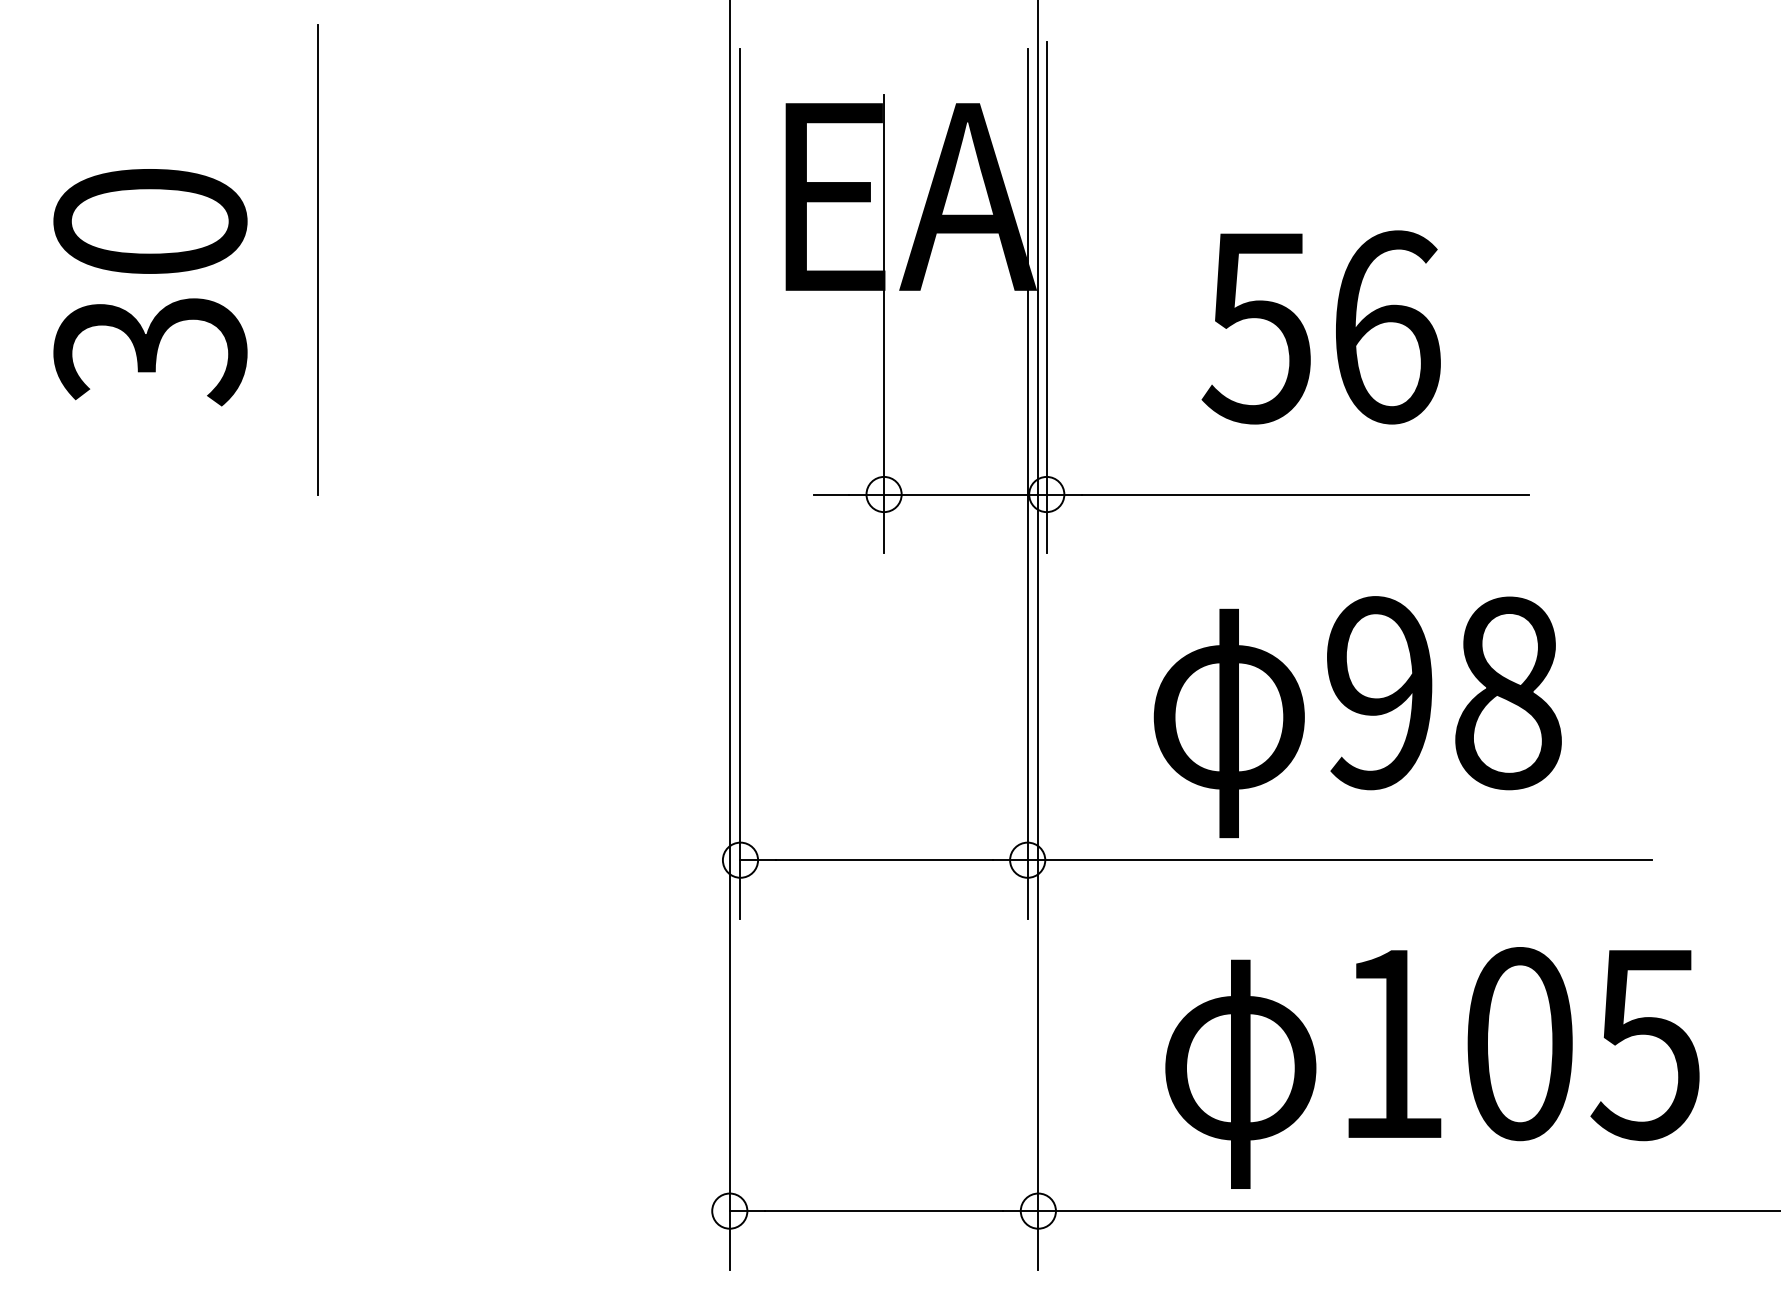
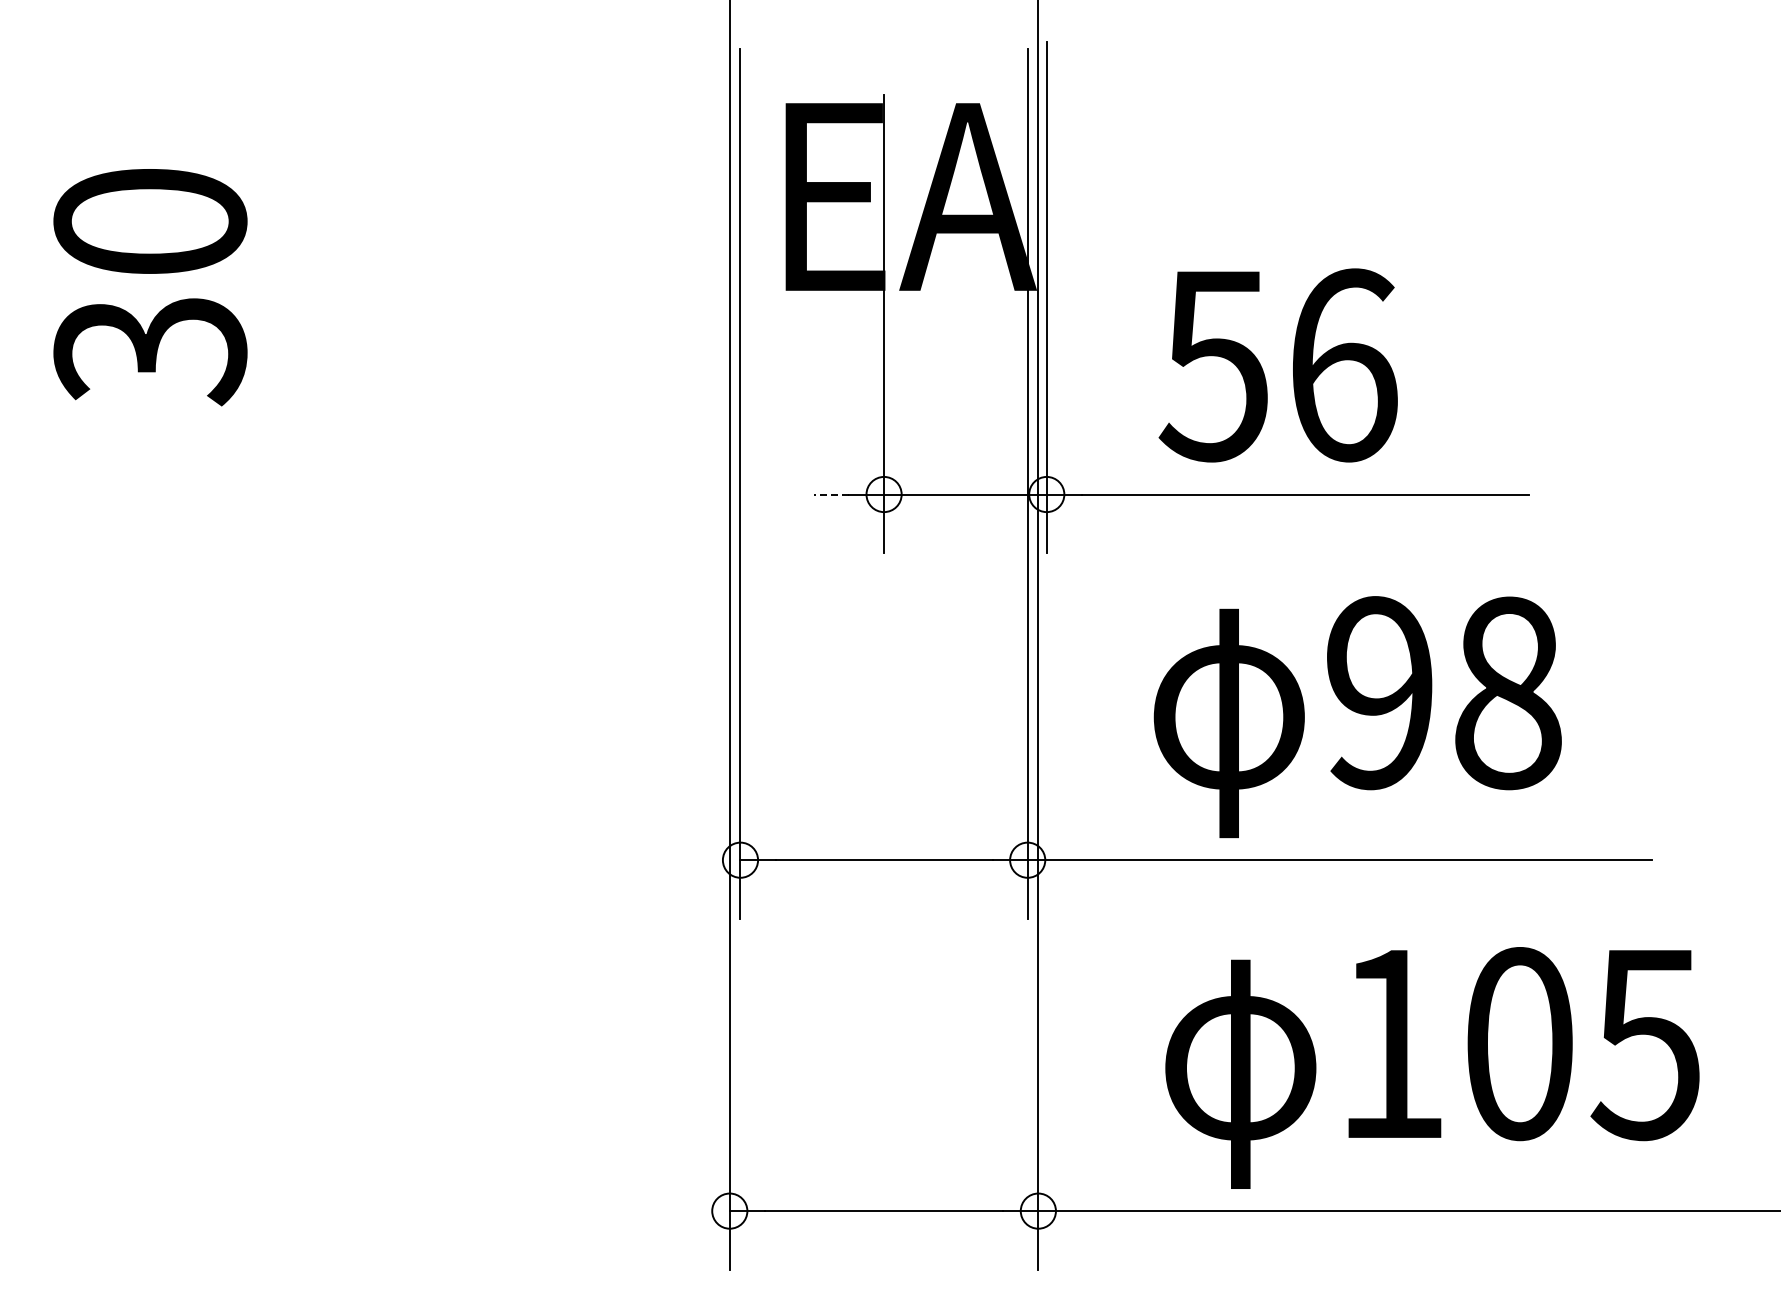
line: present -> none (317, 260)
text position: (1320, 327) -> (1277, 365) (1277, 365)
line: solid -> dashed (831, 494)
